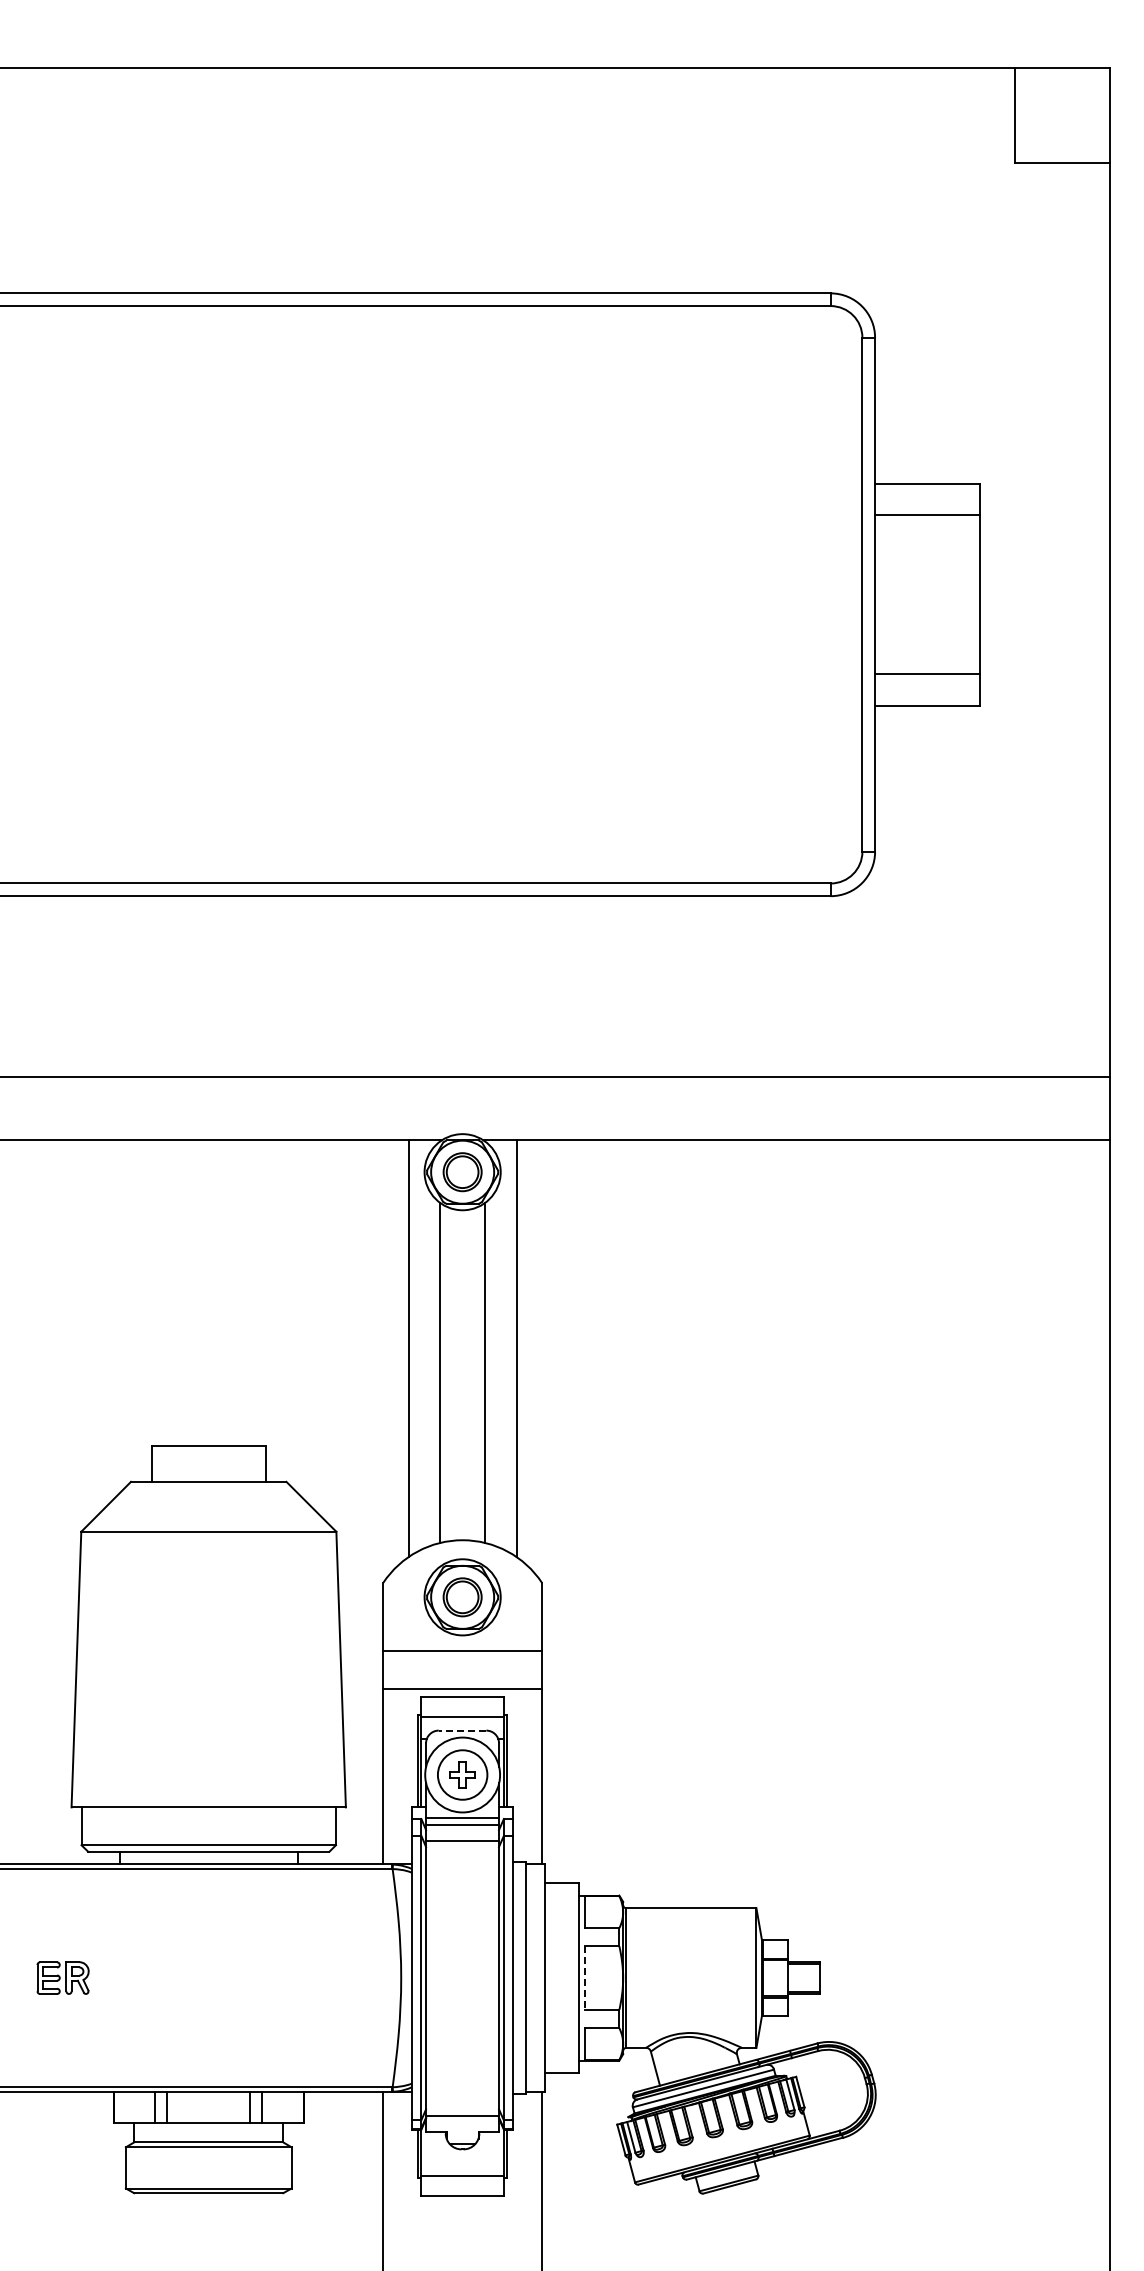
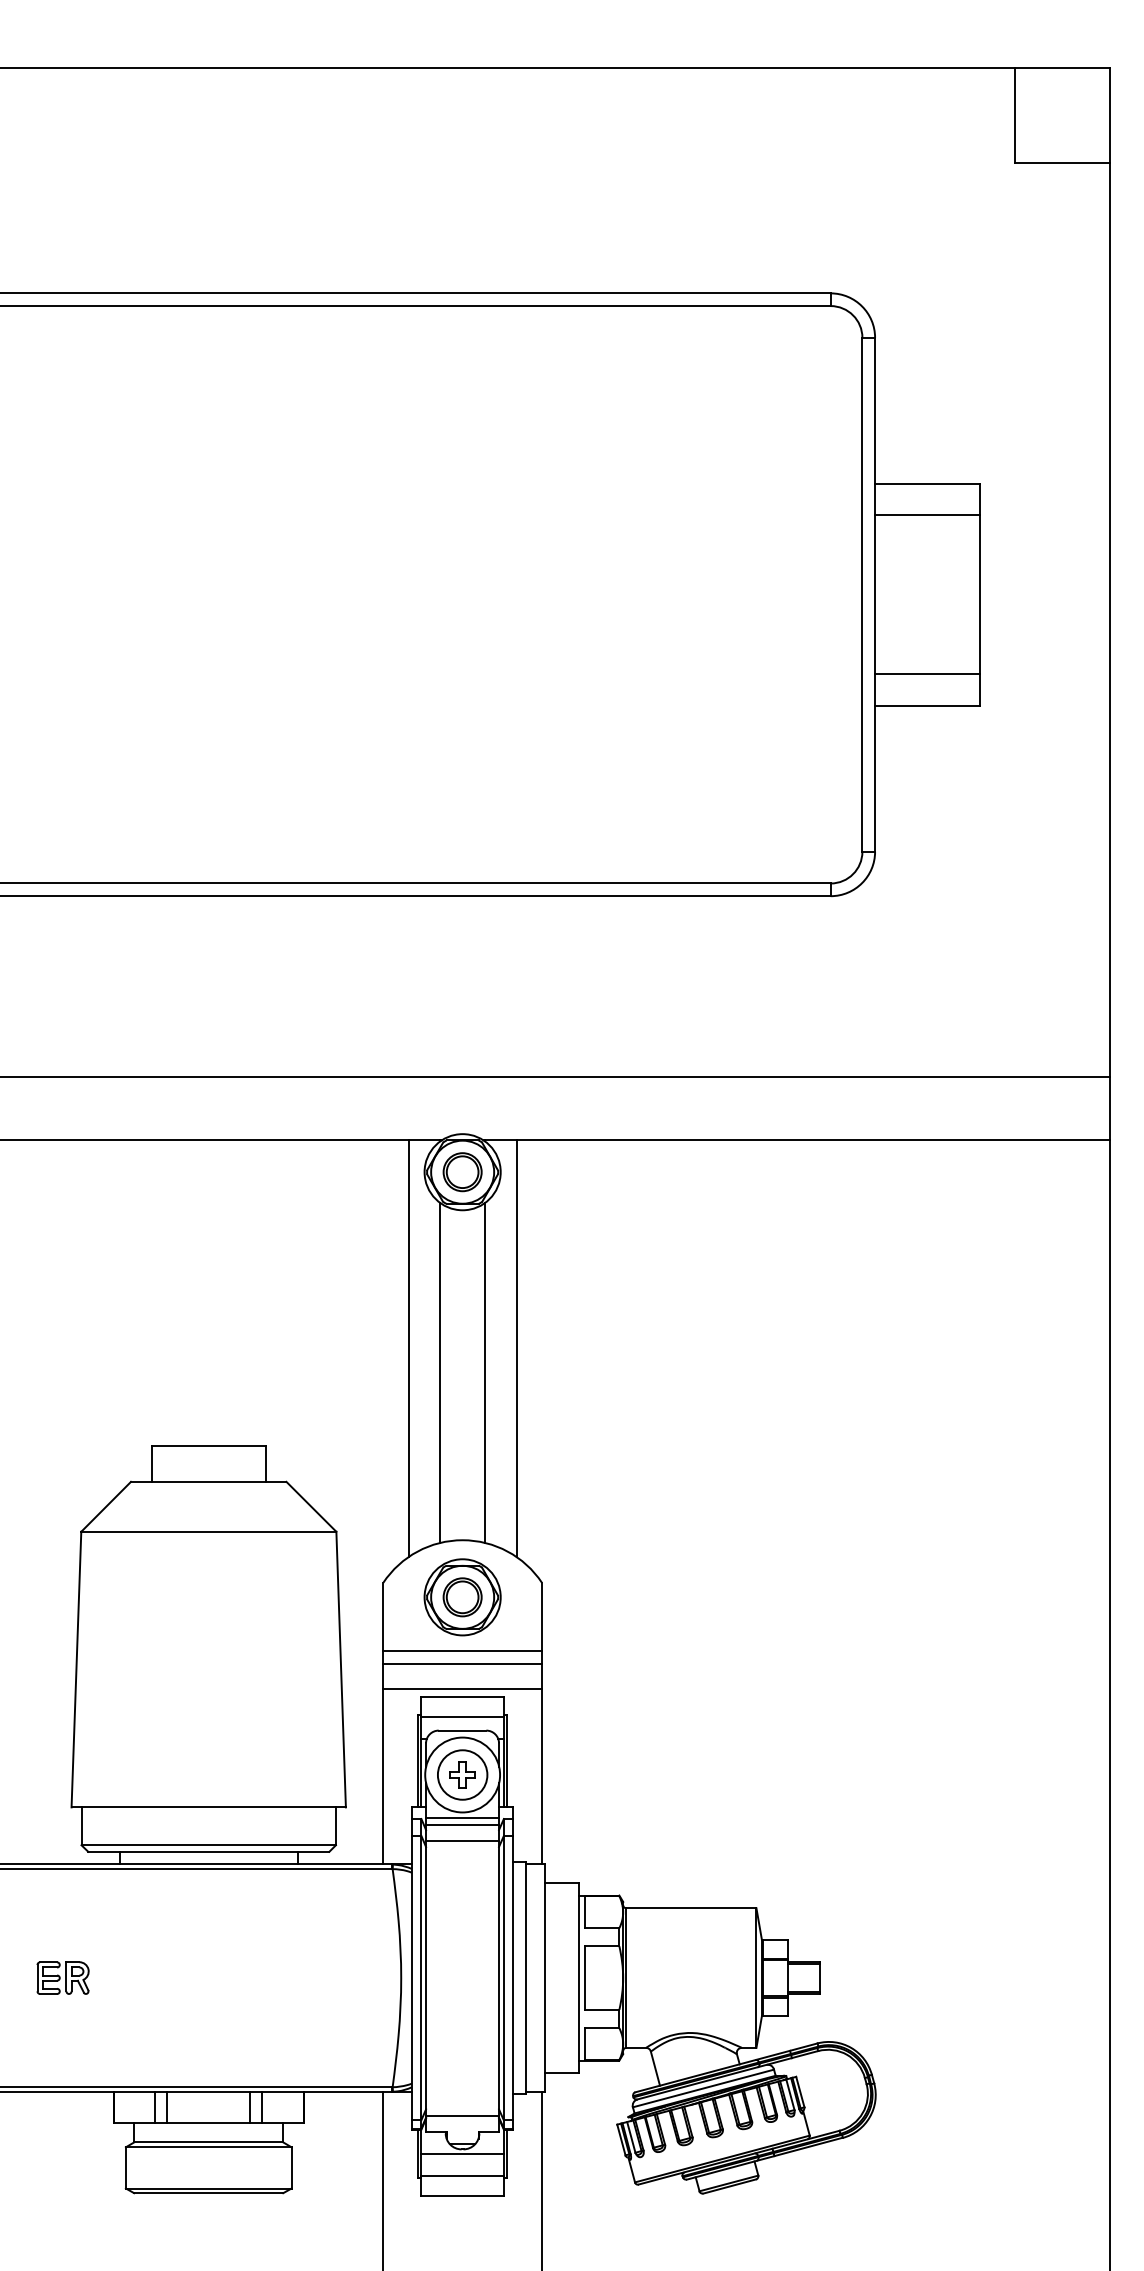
line: none -> present (462, 1663)
line: dashed -> solid (462, 1730)
line: dashed -> solid (585, 1978)
line: none -> present (462, 2153)
